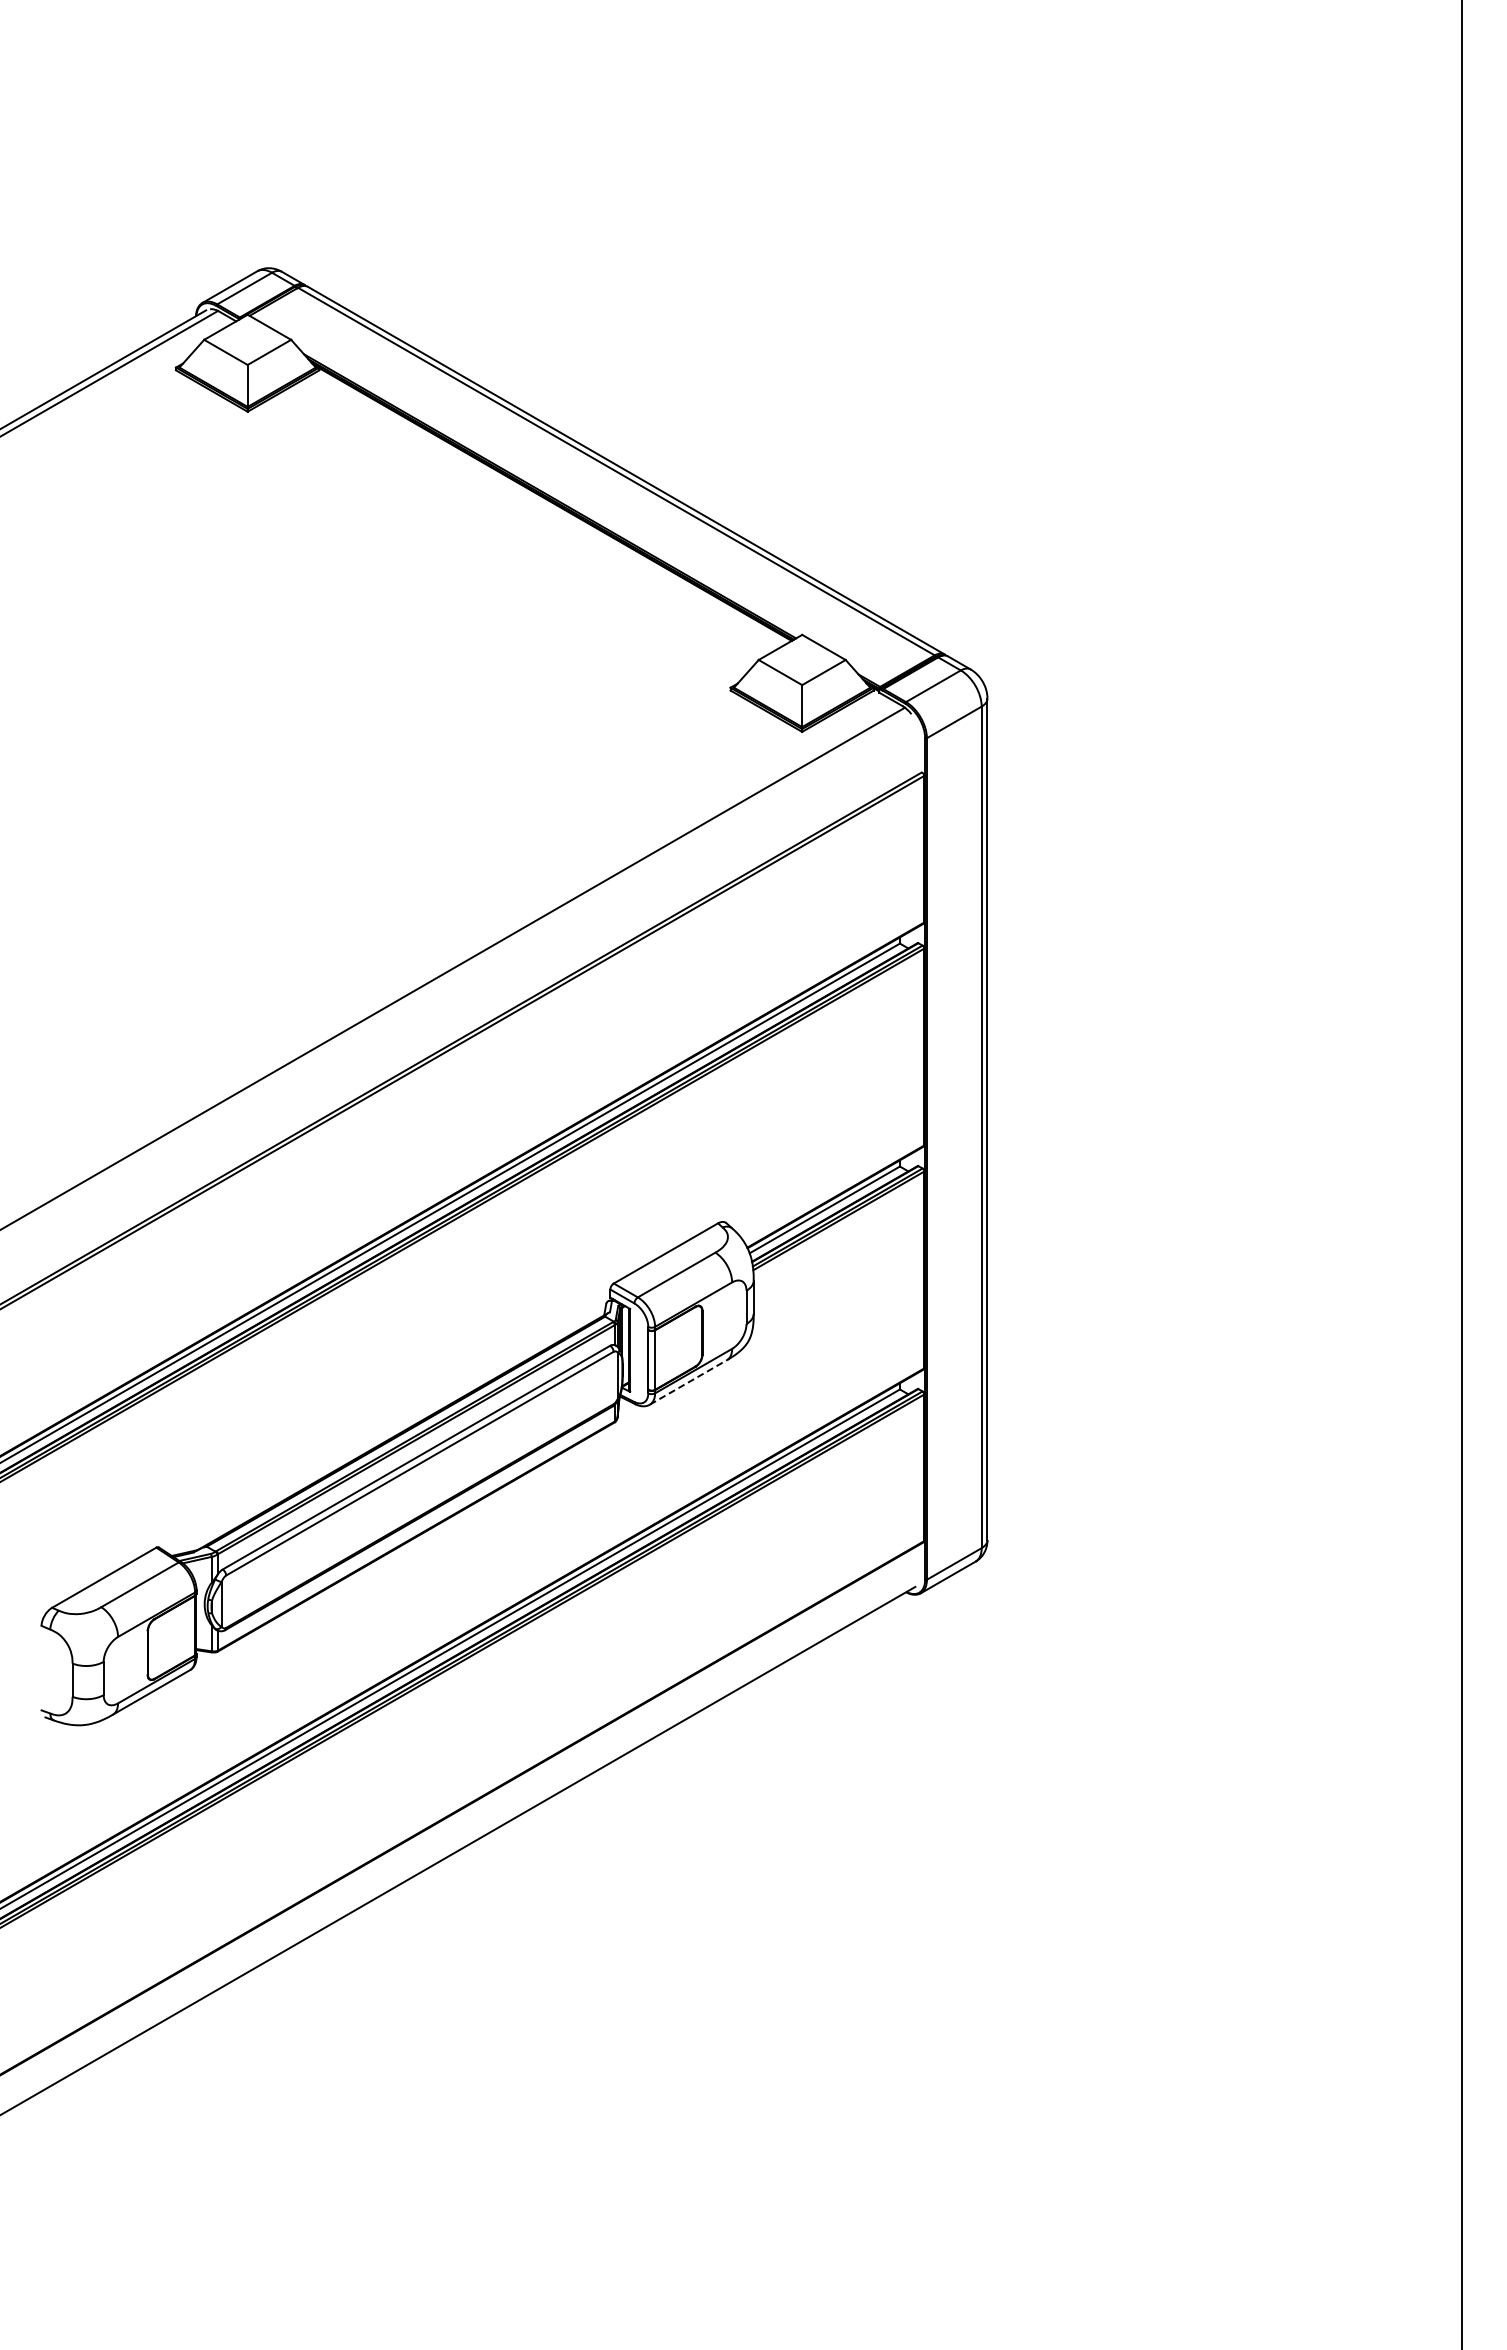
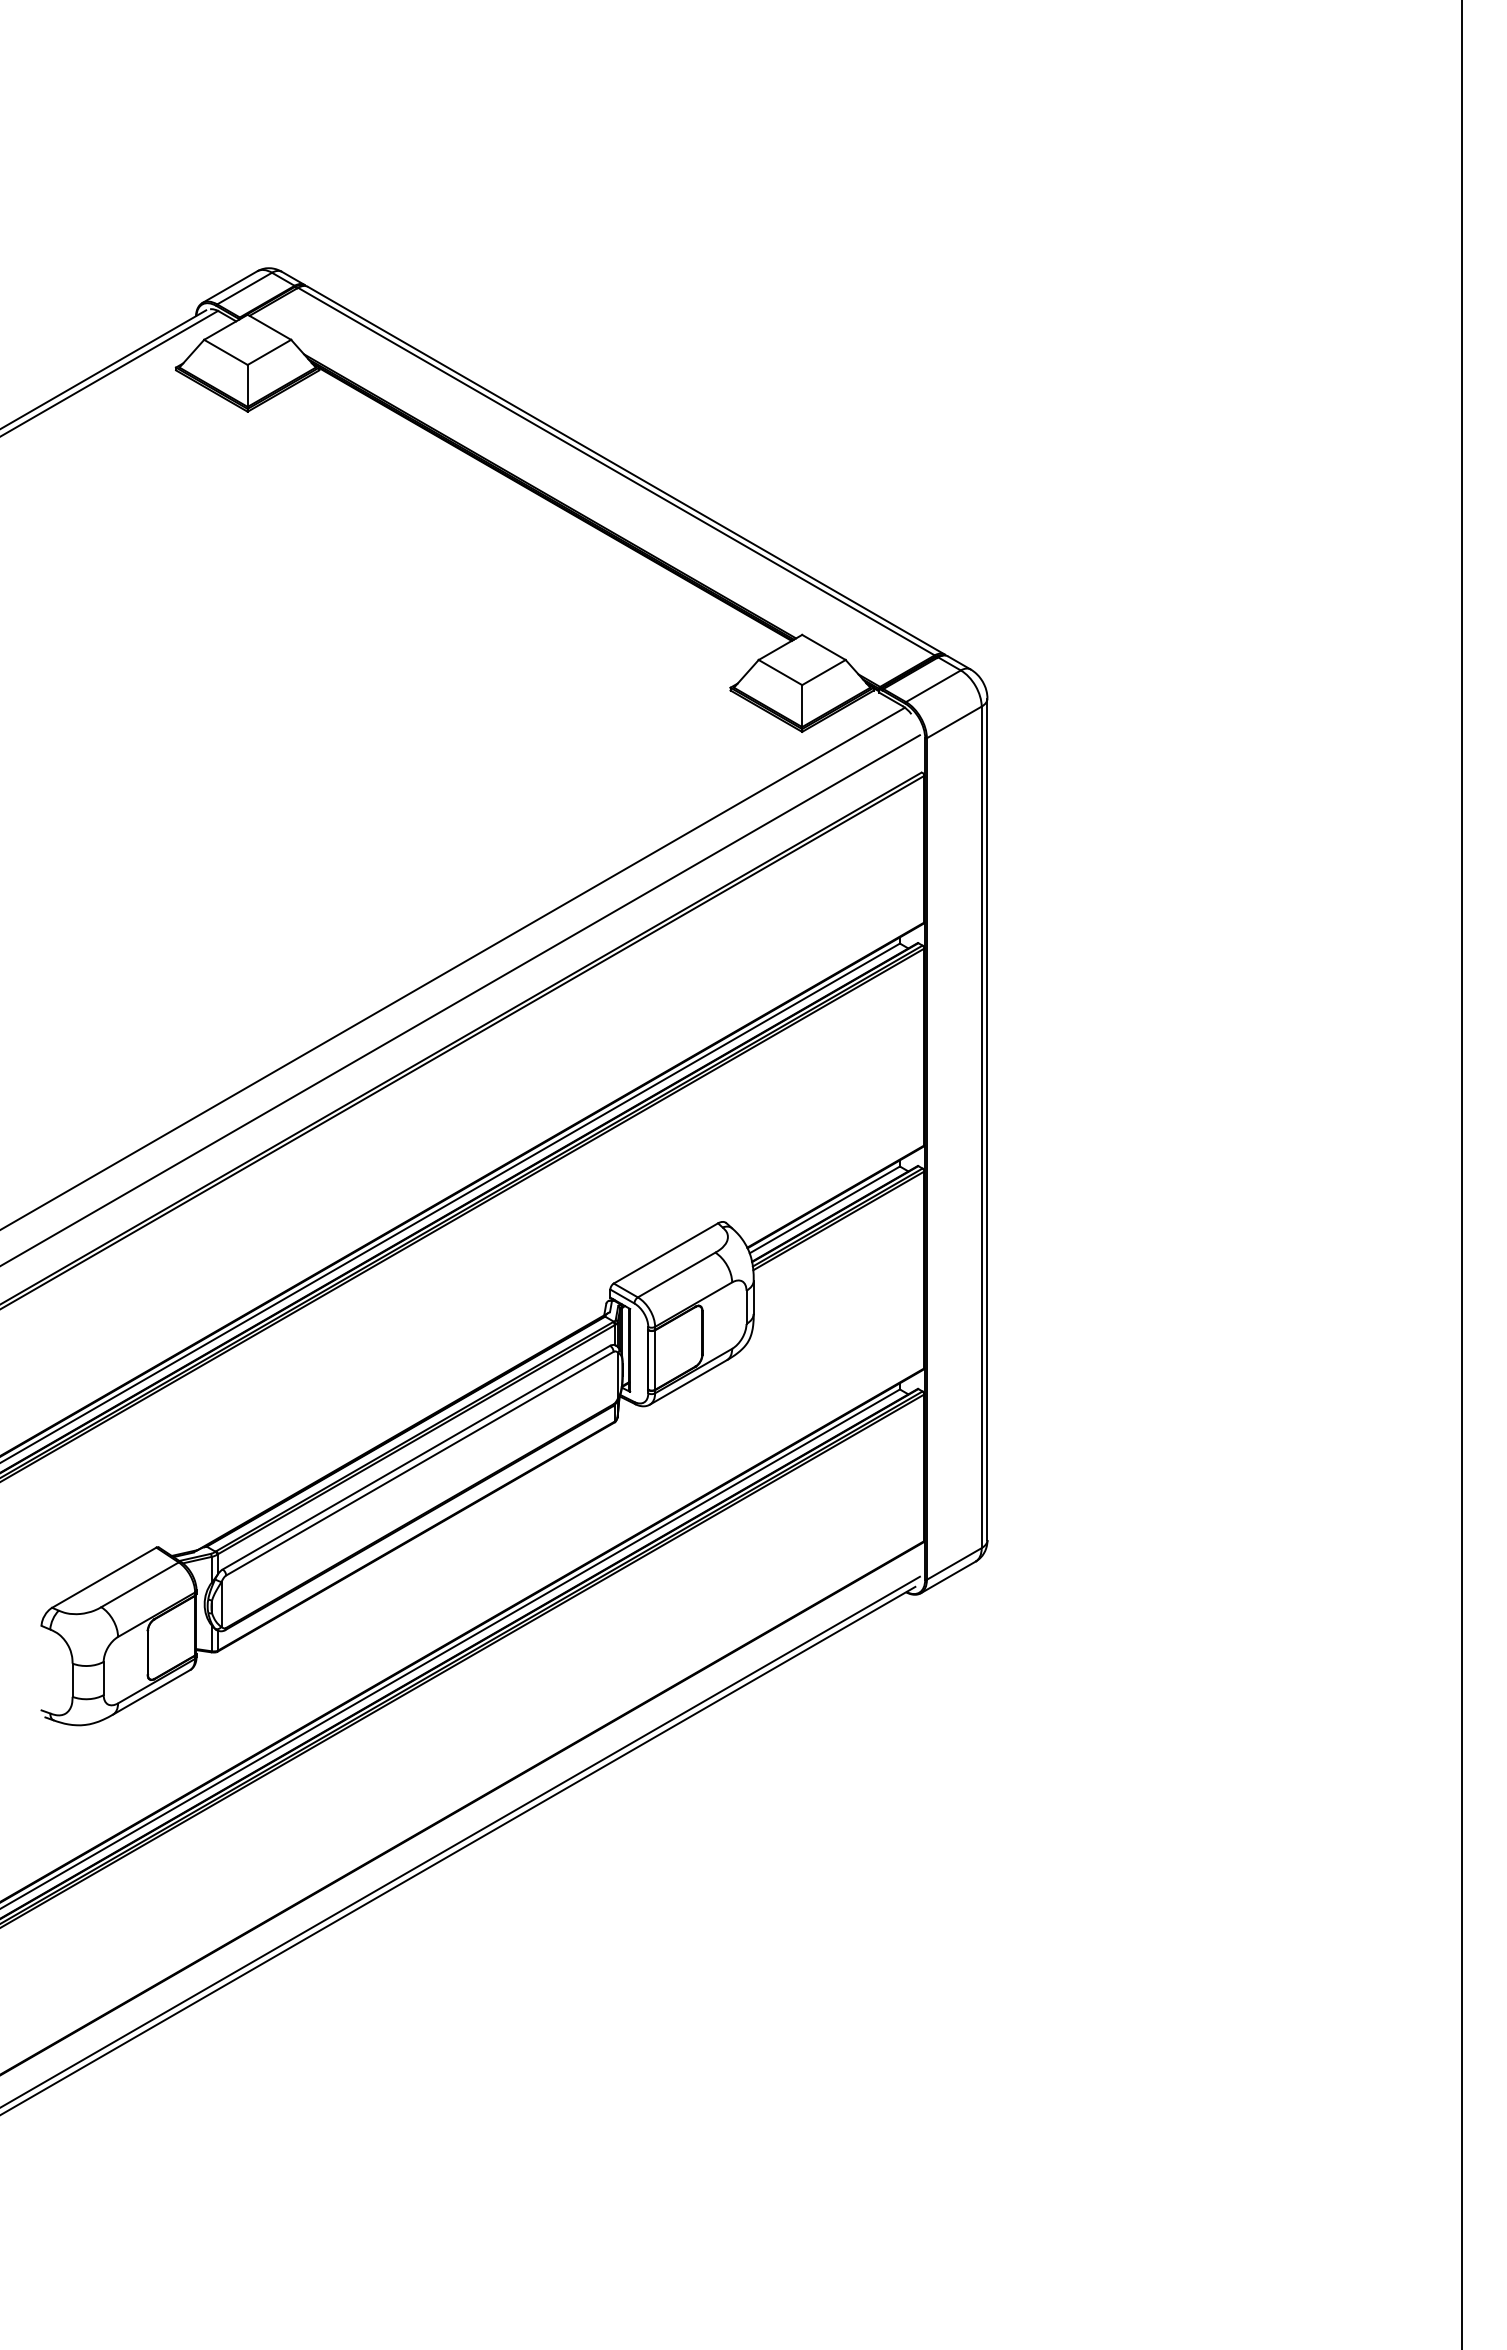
line: none -> present (460, 999)
line: dashed -> solid (688, 1382)
line: none -> present (460, 1841)
